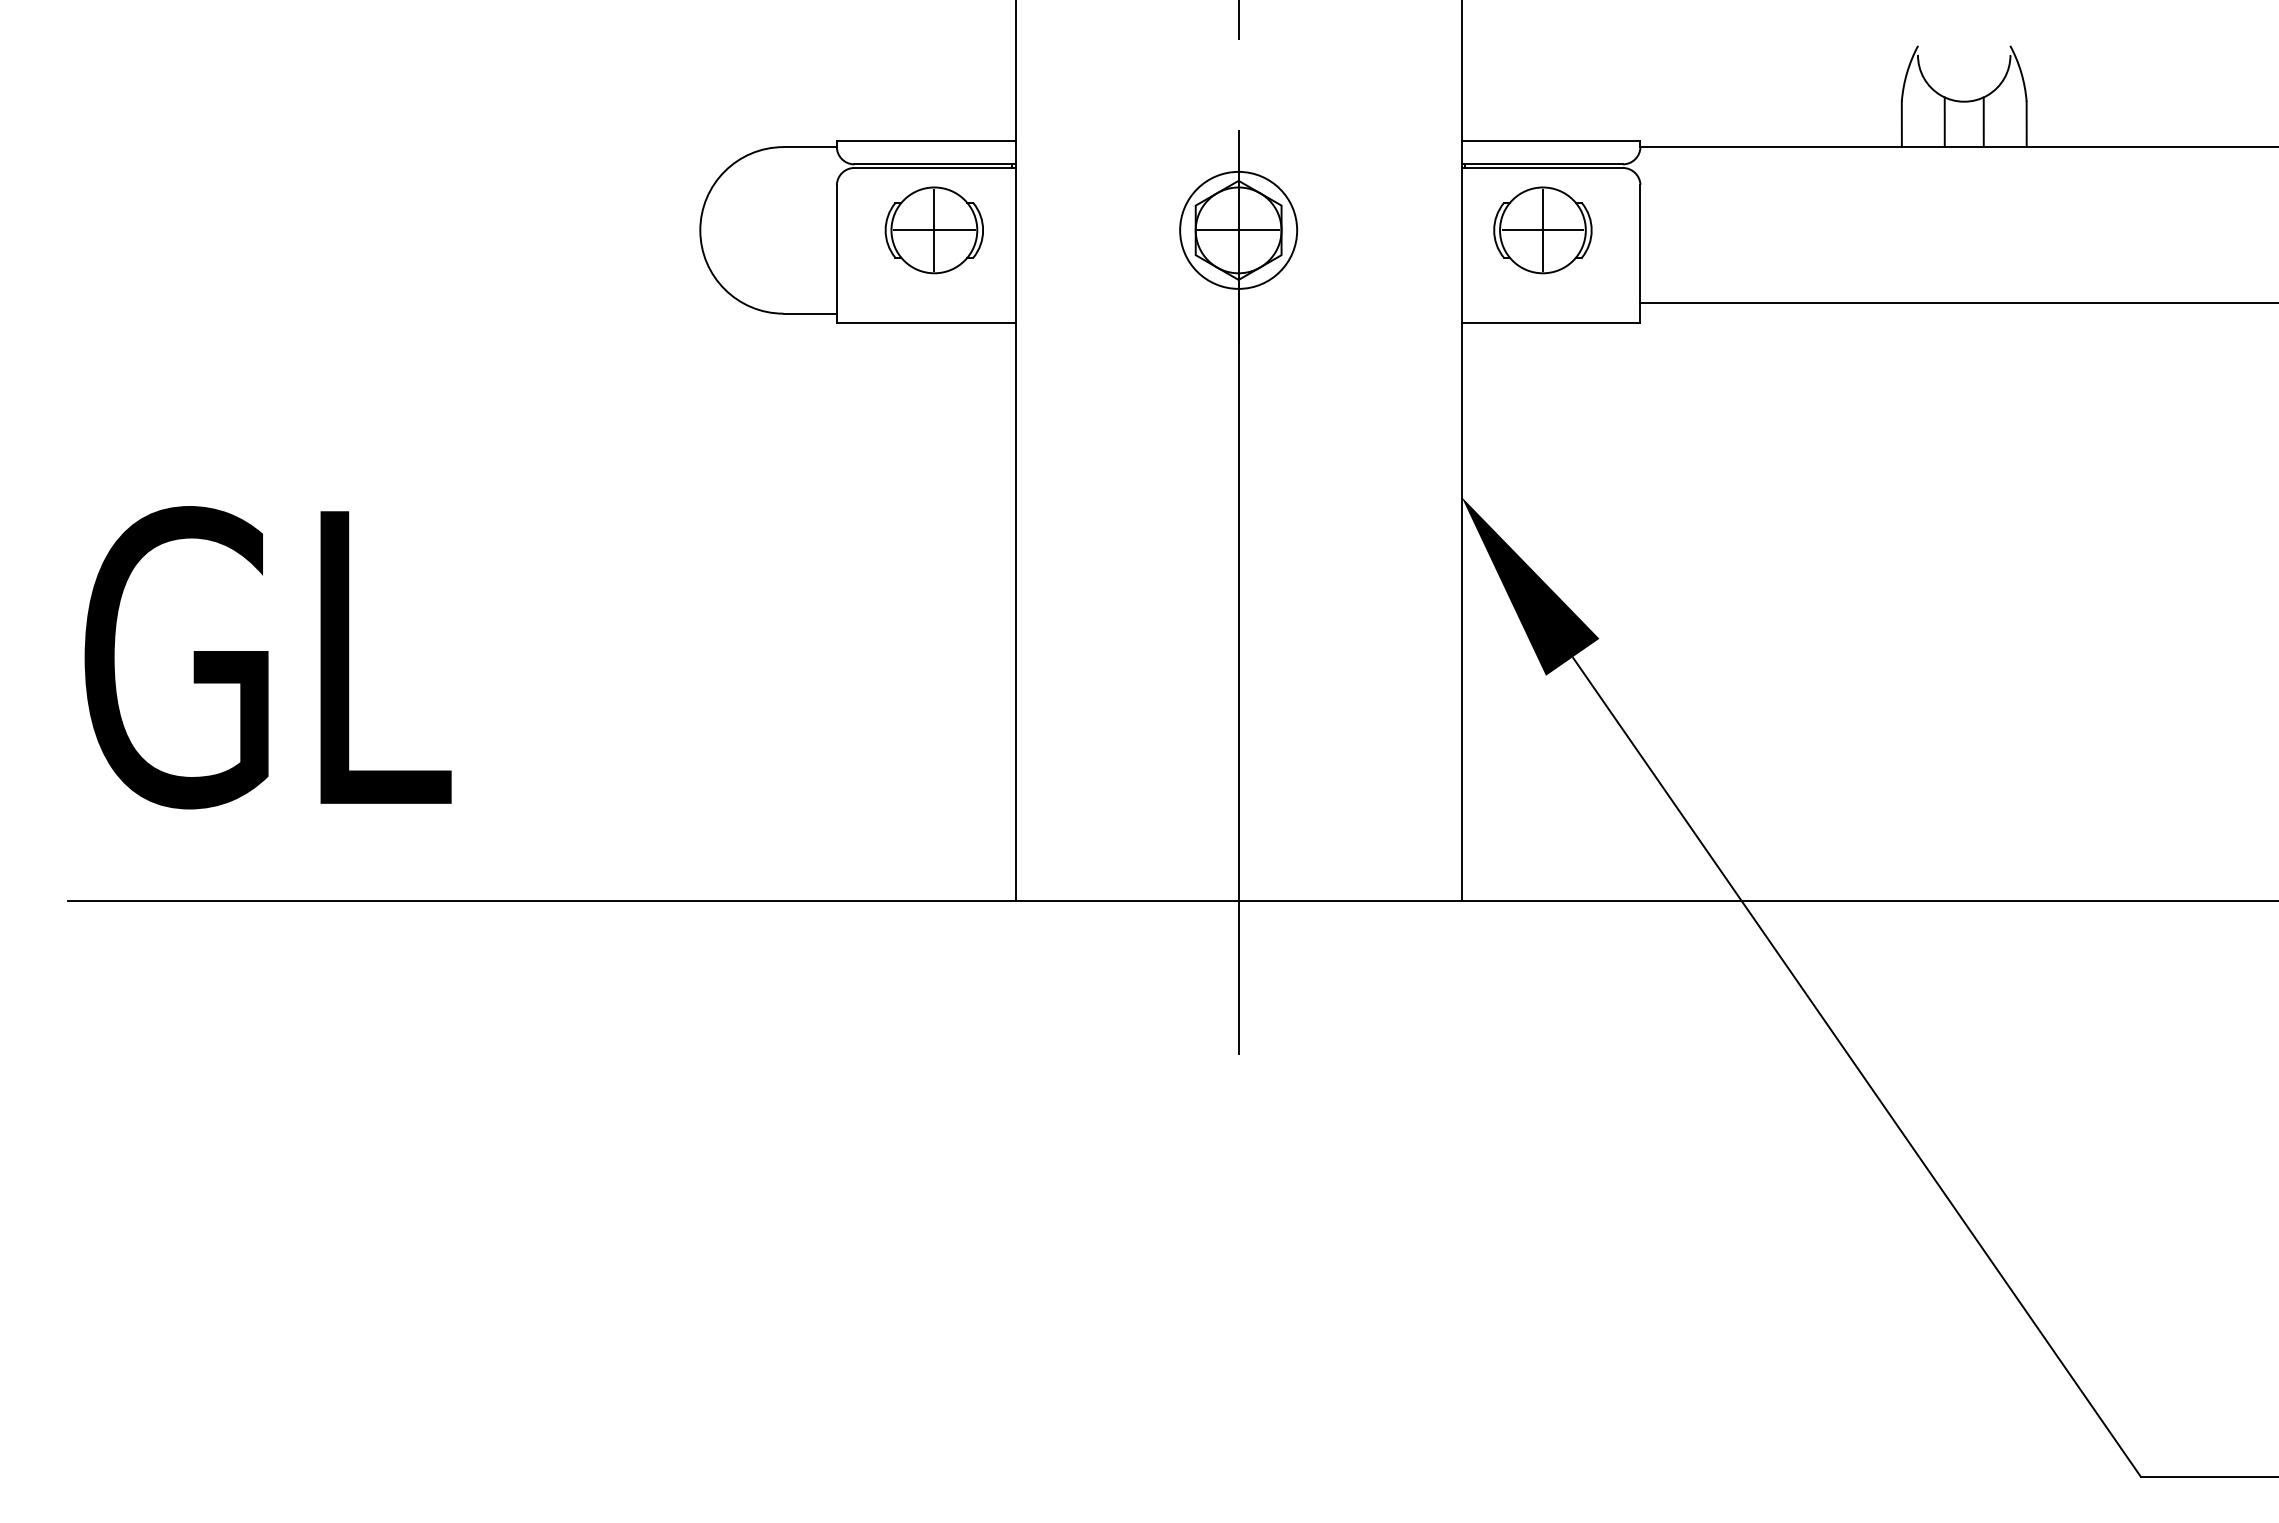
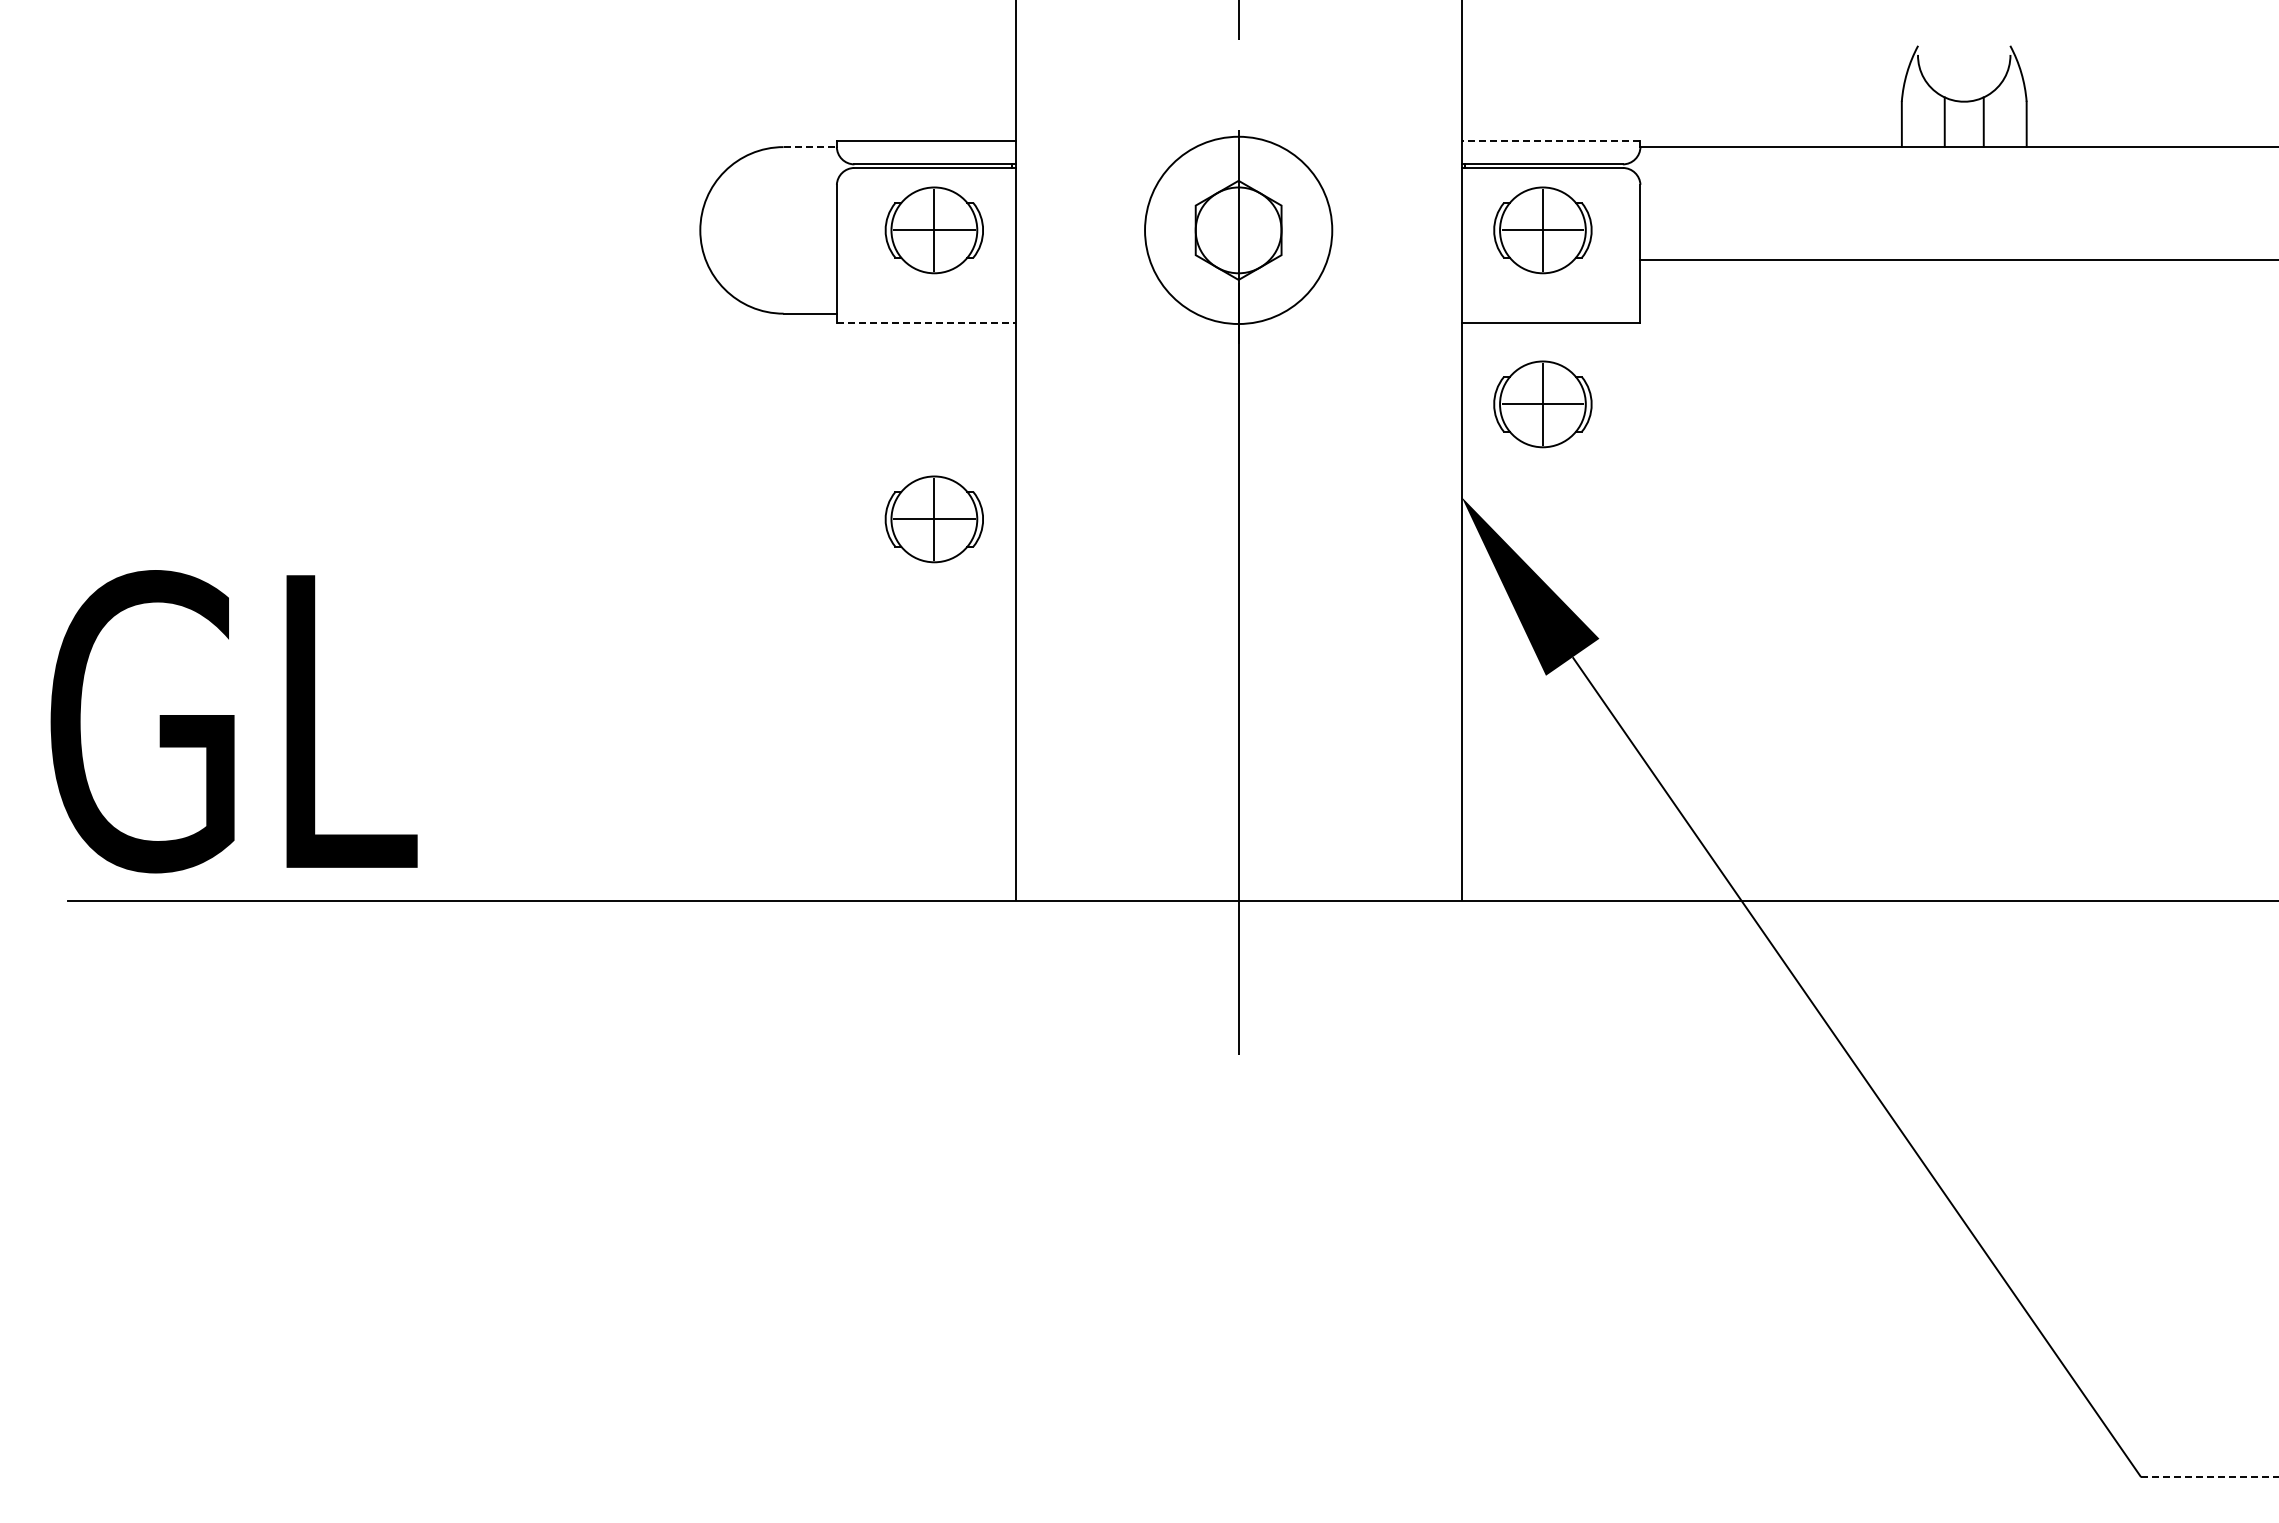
line: solid -> dashed (1550, 140)
line: solid -> dashed (810, 147)
circle diameter: 117 px -> 187 px (1238, 230)
line: present -> none (1238, 230)
line position: (1957, 302) -> (1957, 259) (1957, 259)
line: solid -> dashed (926, 322)
part: none -> present (1542, 404)
part: none -> present (933, 519)
text position: (267, 657) -> (233, 721) (233, 721)
line: solid -> dashed (2210, 1477)
